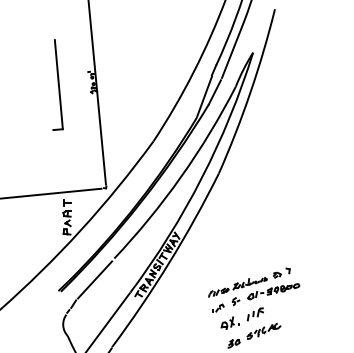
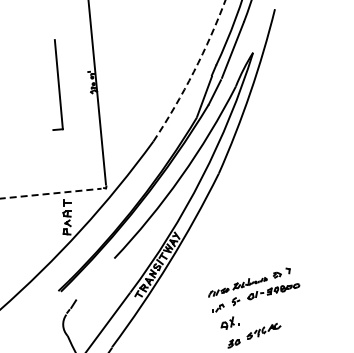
arc: solid -> dashed (193, 71)
line: solid -> dashed (51, 193)
line: present -> none (95, 279)
part: present -> none (255, 314)
